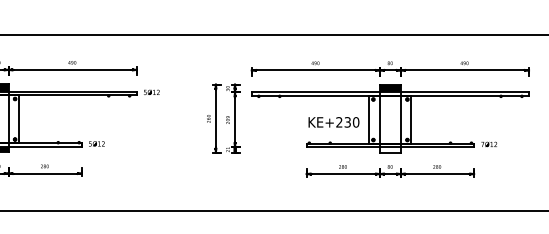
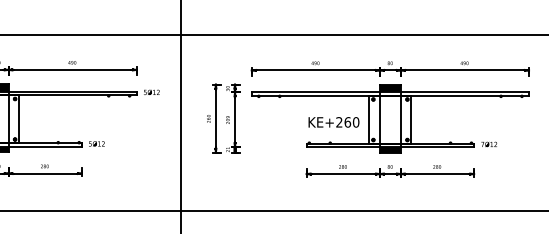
line: none -> present (181, 116)
text: KE+230 -> KE+260 (347, 122)
fill: none -> present (389, 149)
